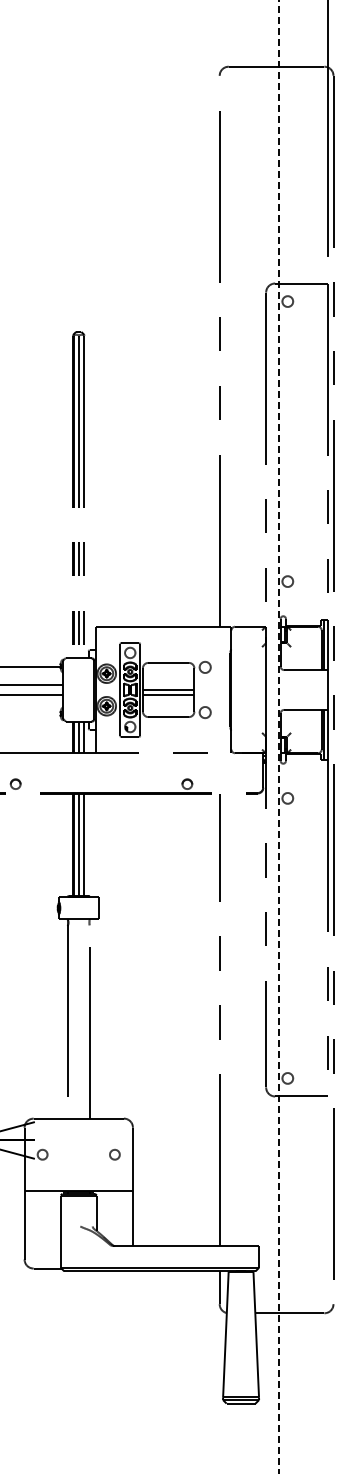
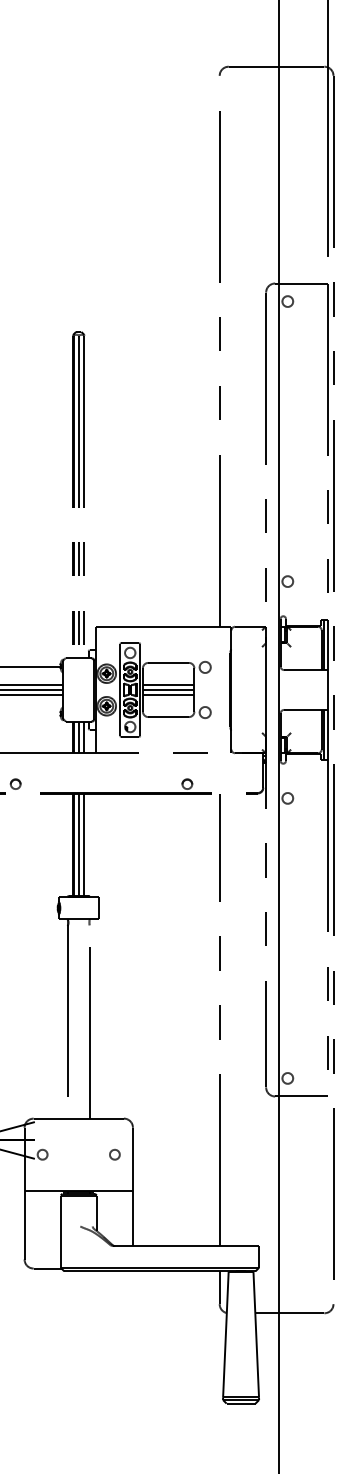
line: none -> present (168, 684)
line: none -> present (32, 690)
line: dashed -> solid (279, 737)
